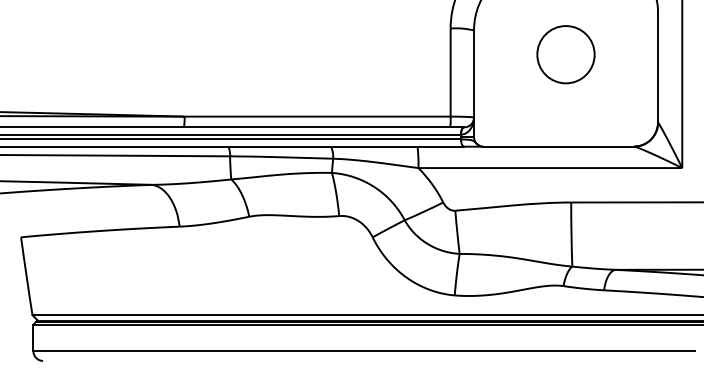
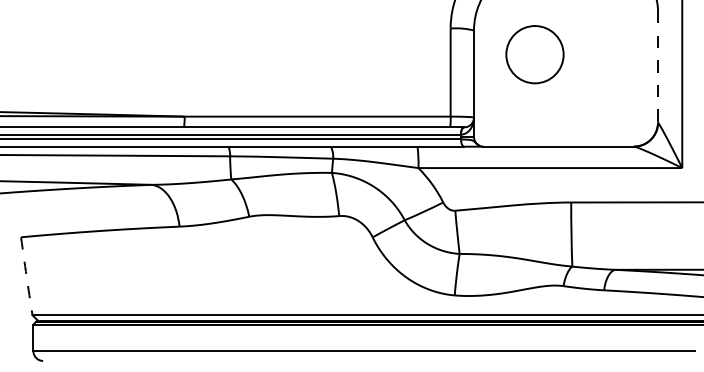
circle position: (565, 54) -> (534, 54) (534, 54)
line: solid -> dashed (657, 66)
arc: solid -> dashed (26, 276)
